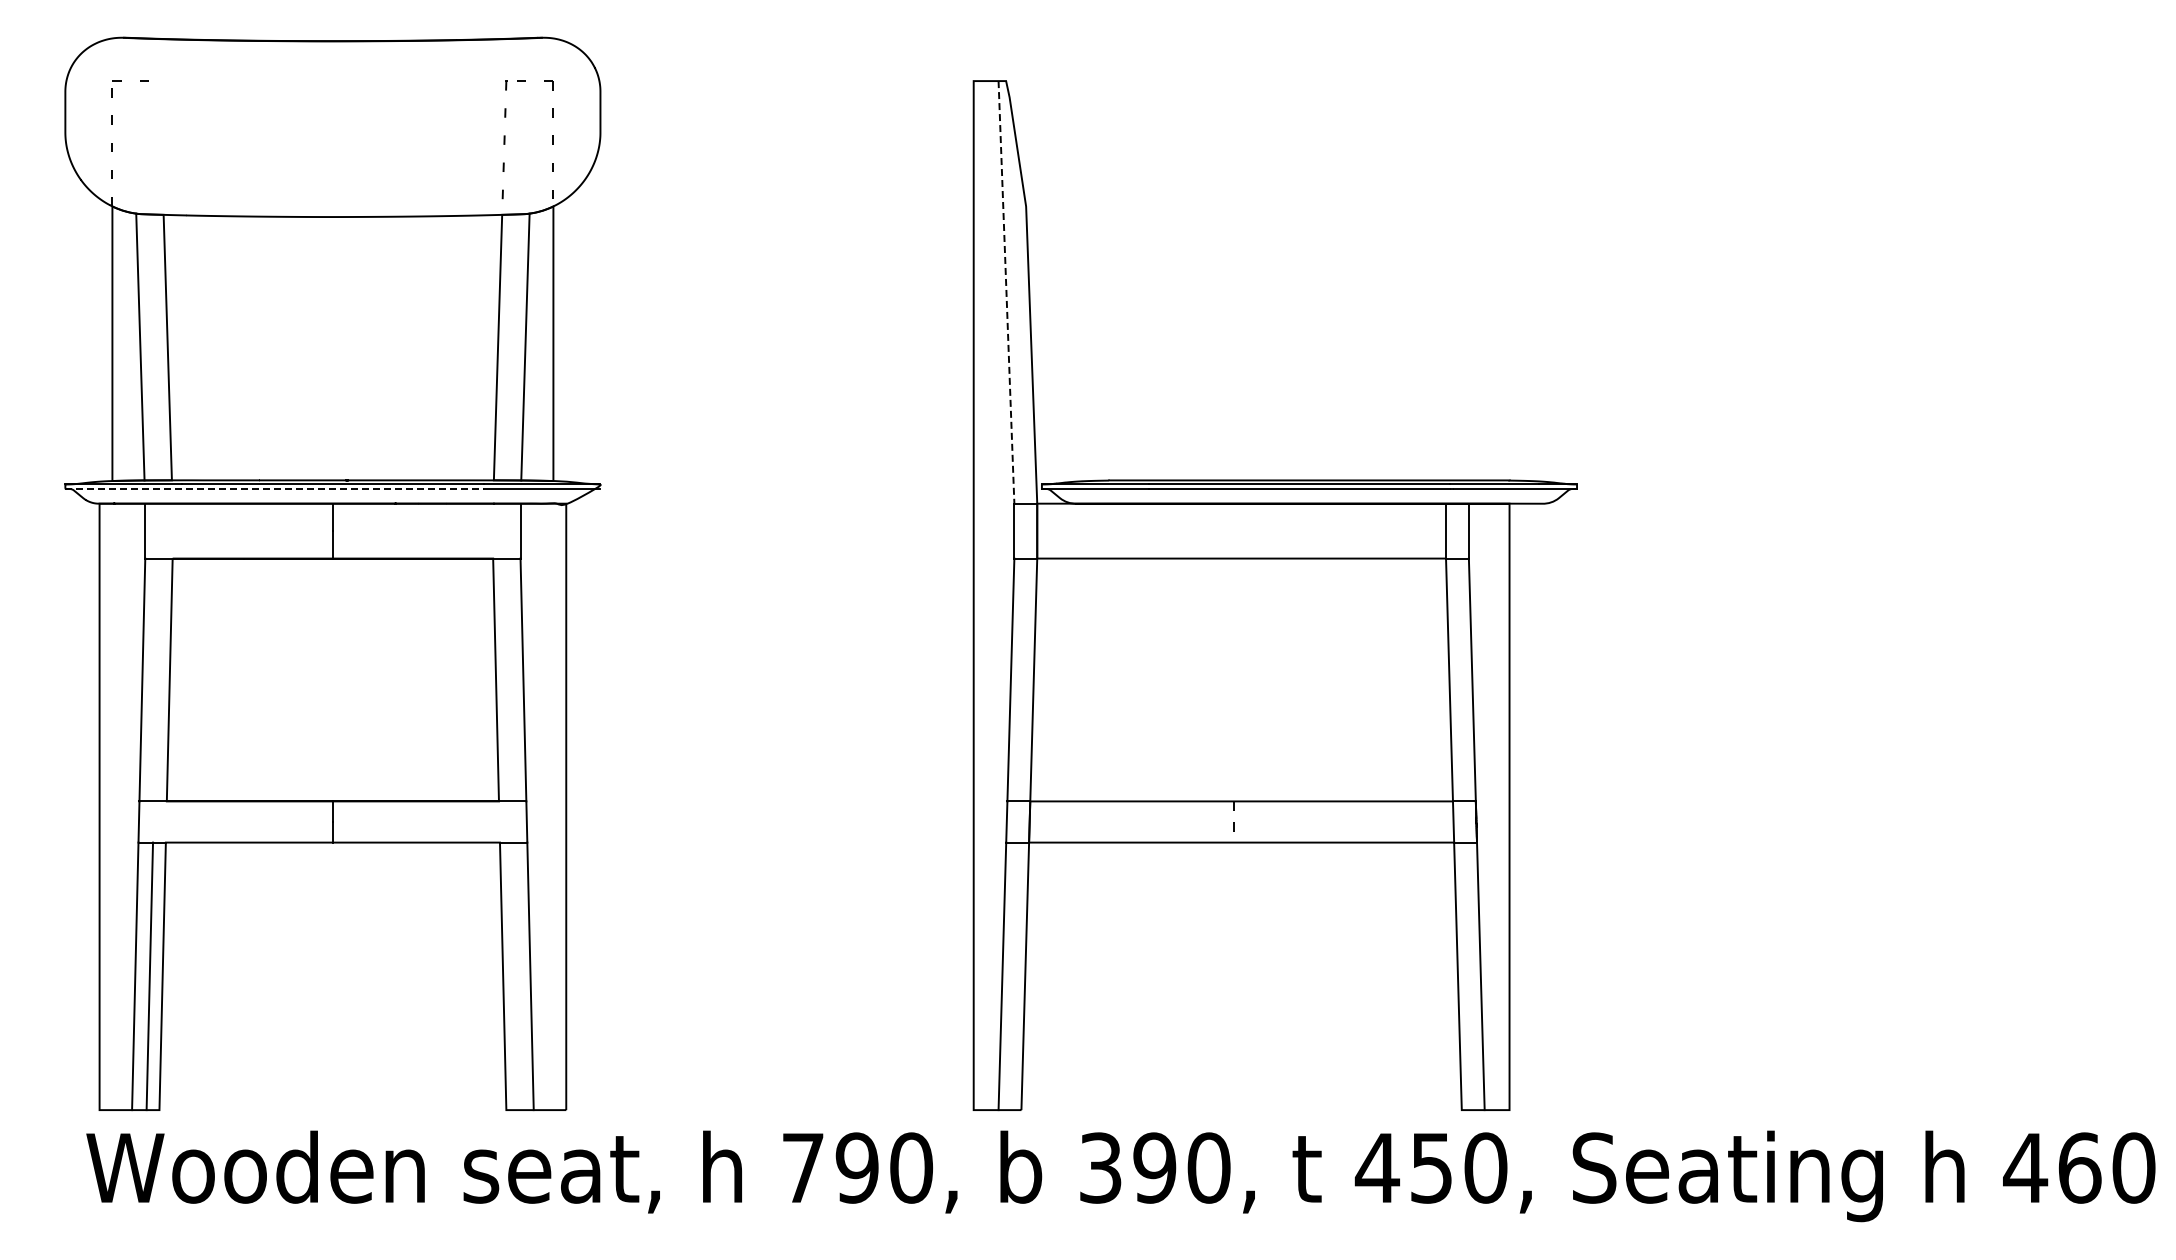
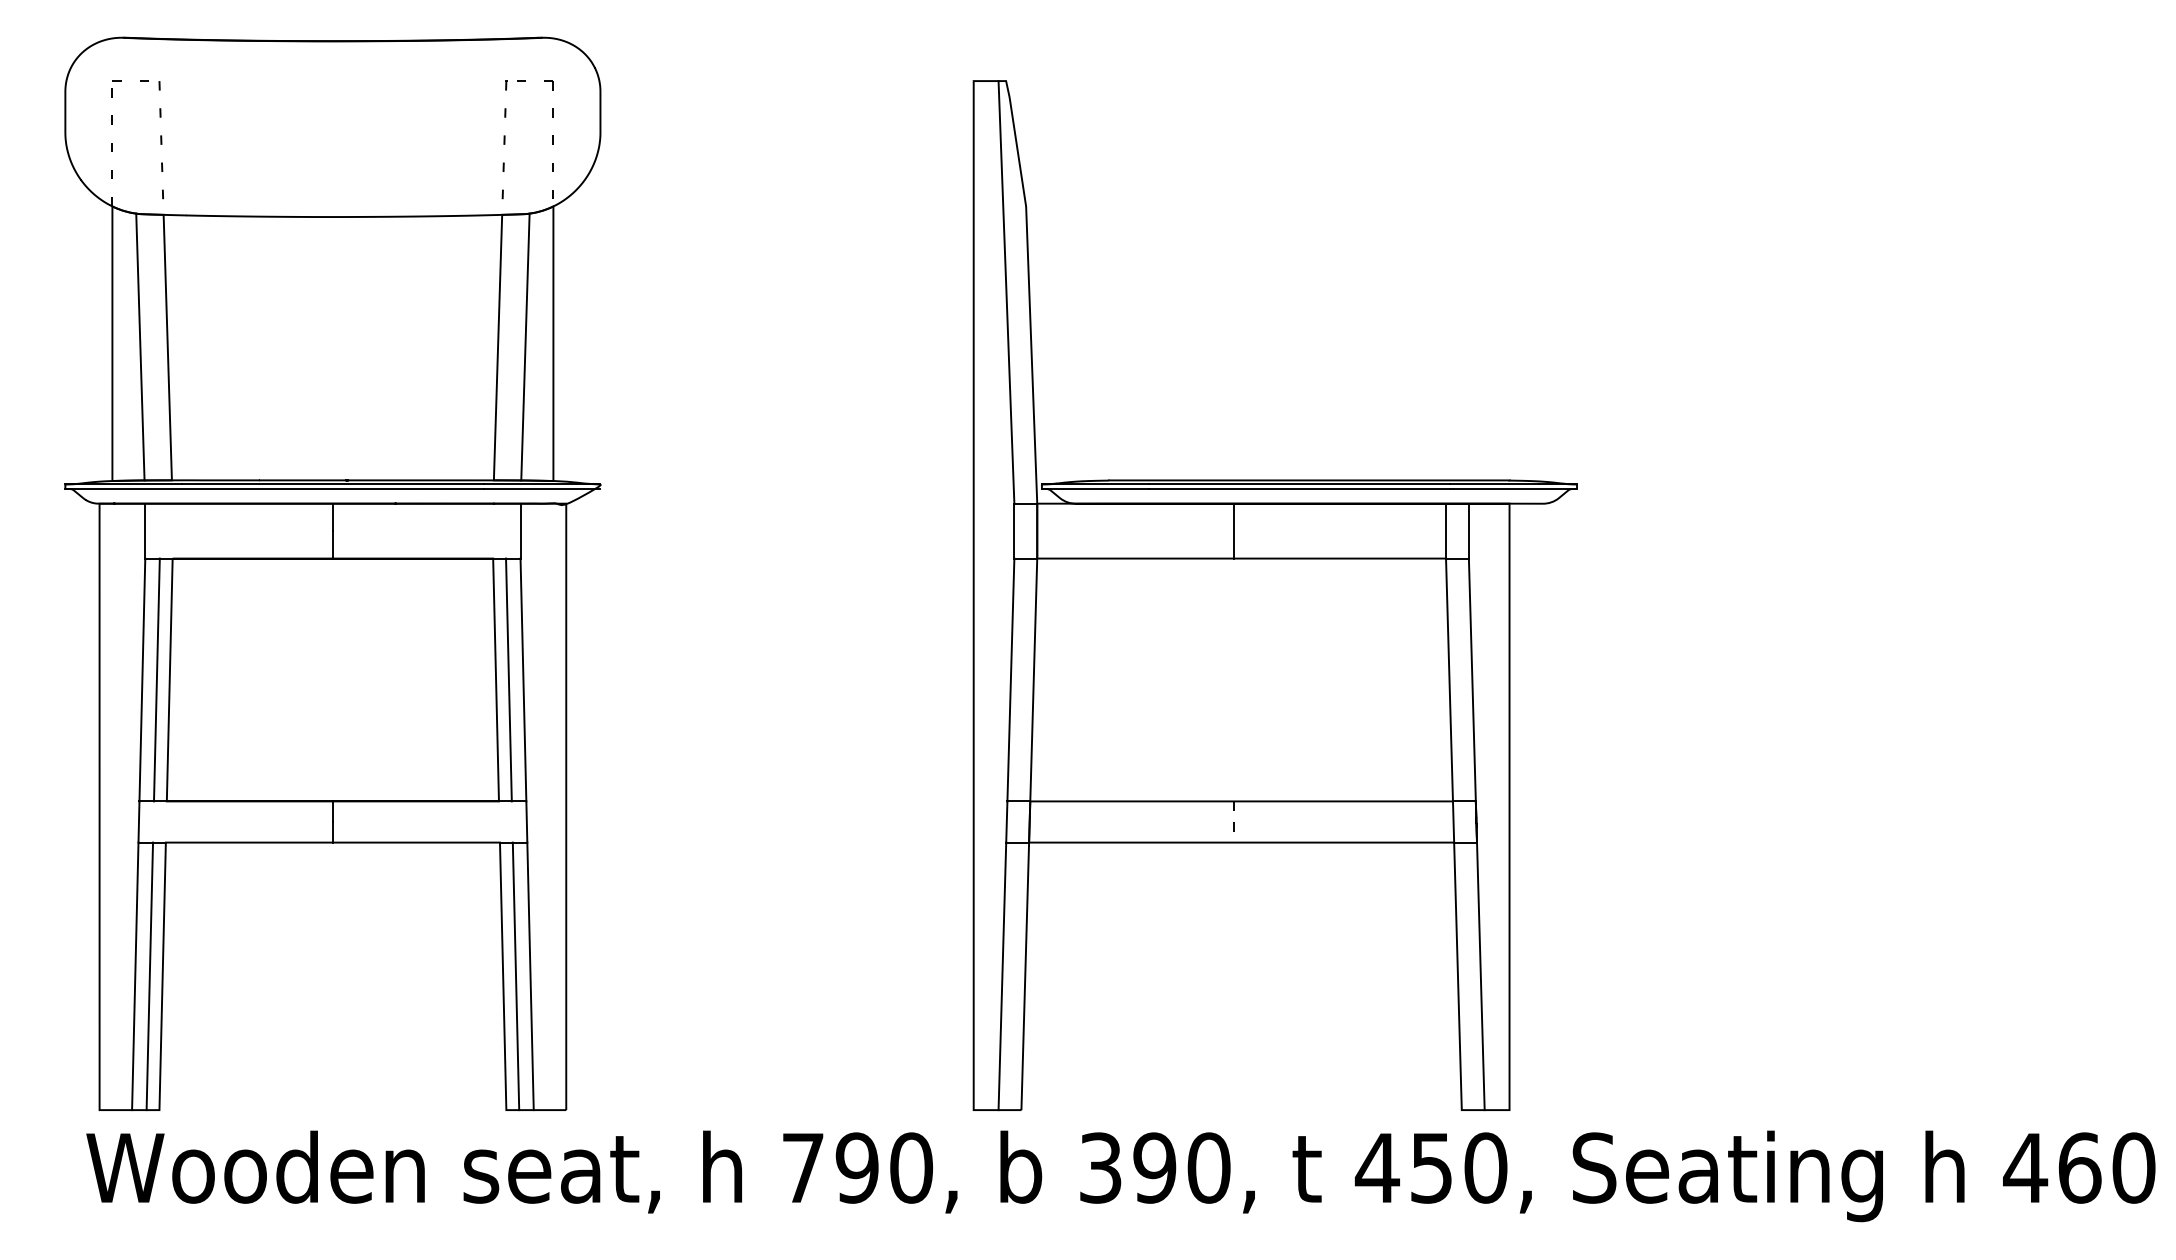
line: none -> present (160, 140)
line: dashed -> solid (1006, 292)
line: dashed -> solid (275, 489)
line: none -> present (1233, 530)
line: none -> present (156, 679)
line: none -> present (508, 679)
line: none -> present (515, 976)
